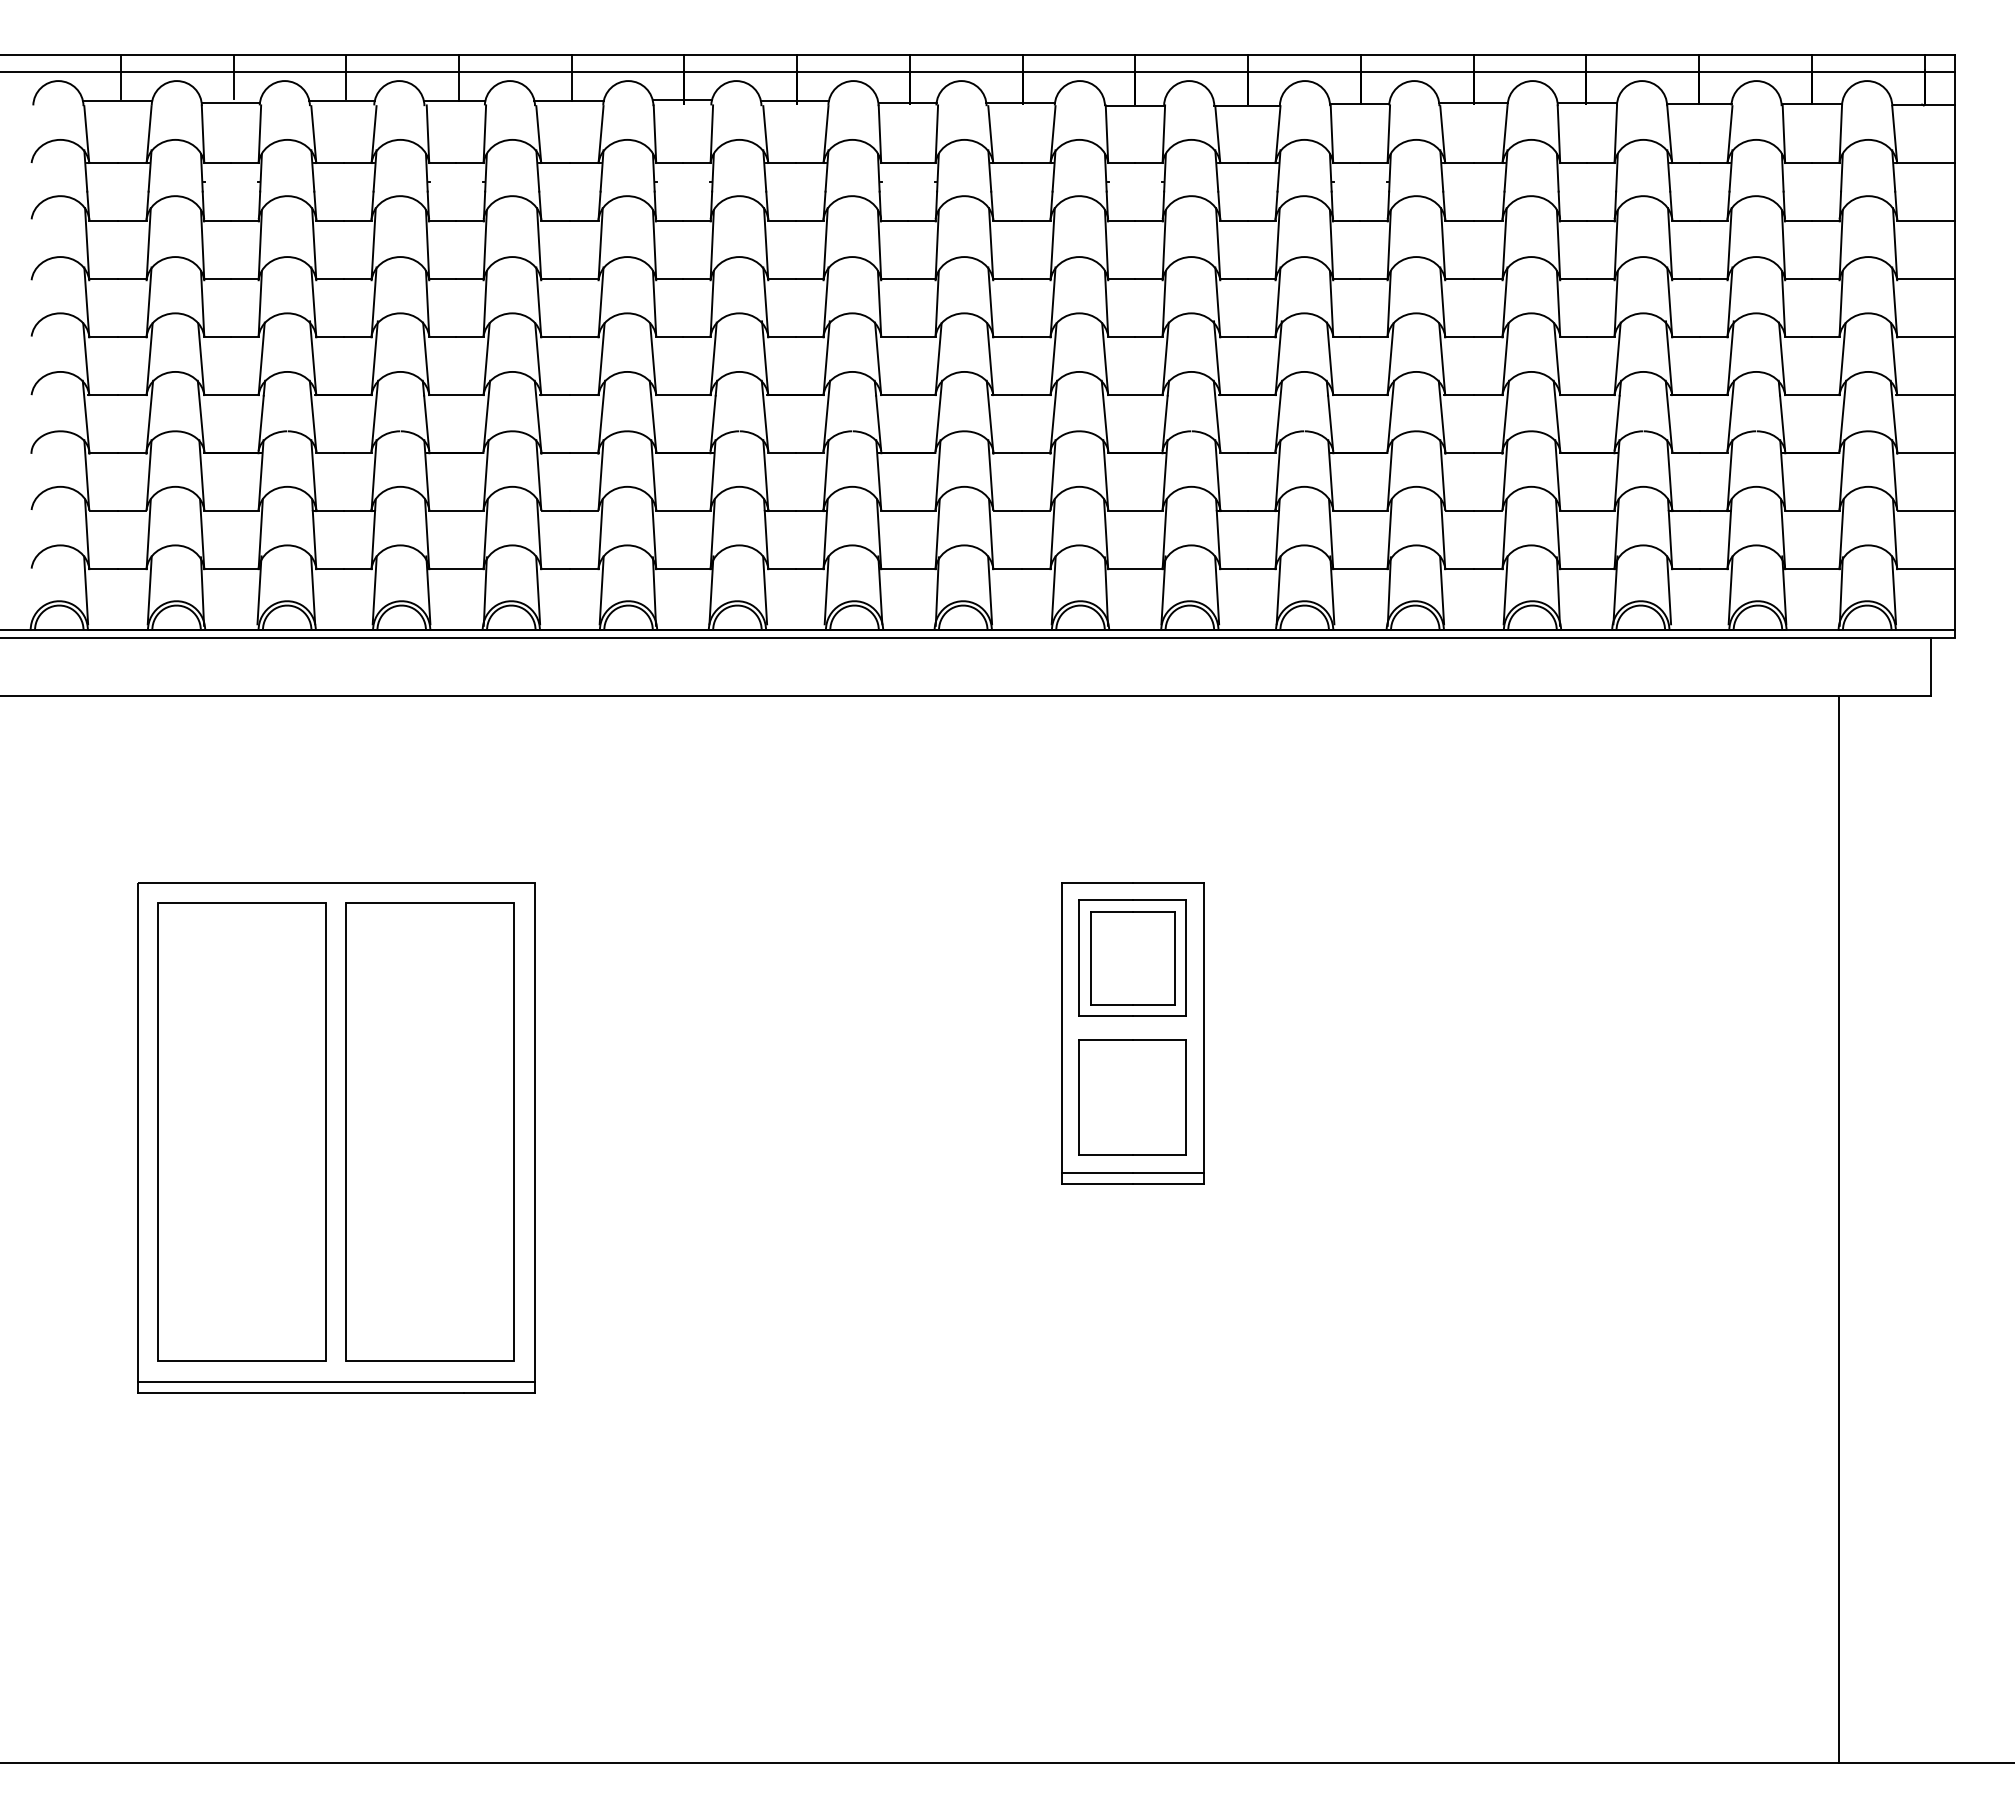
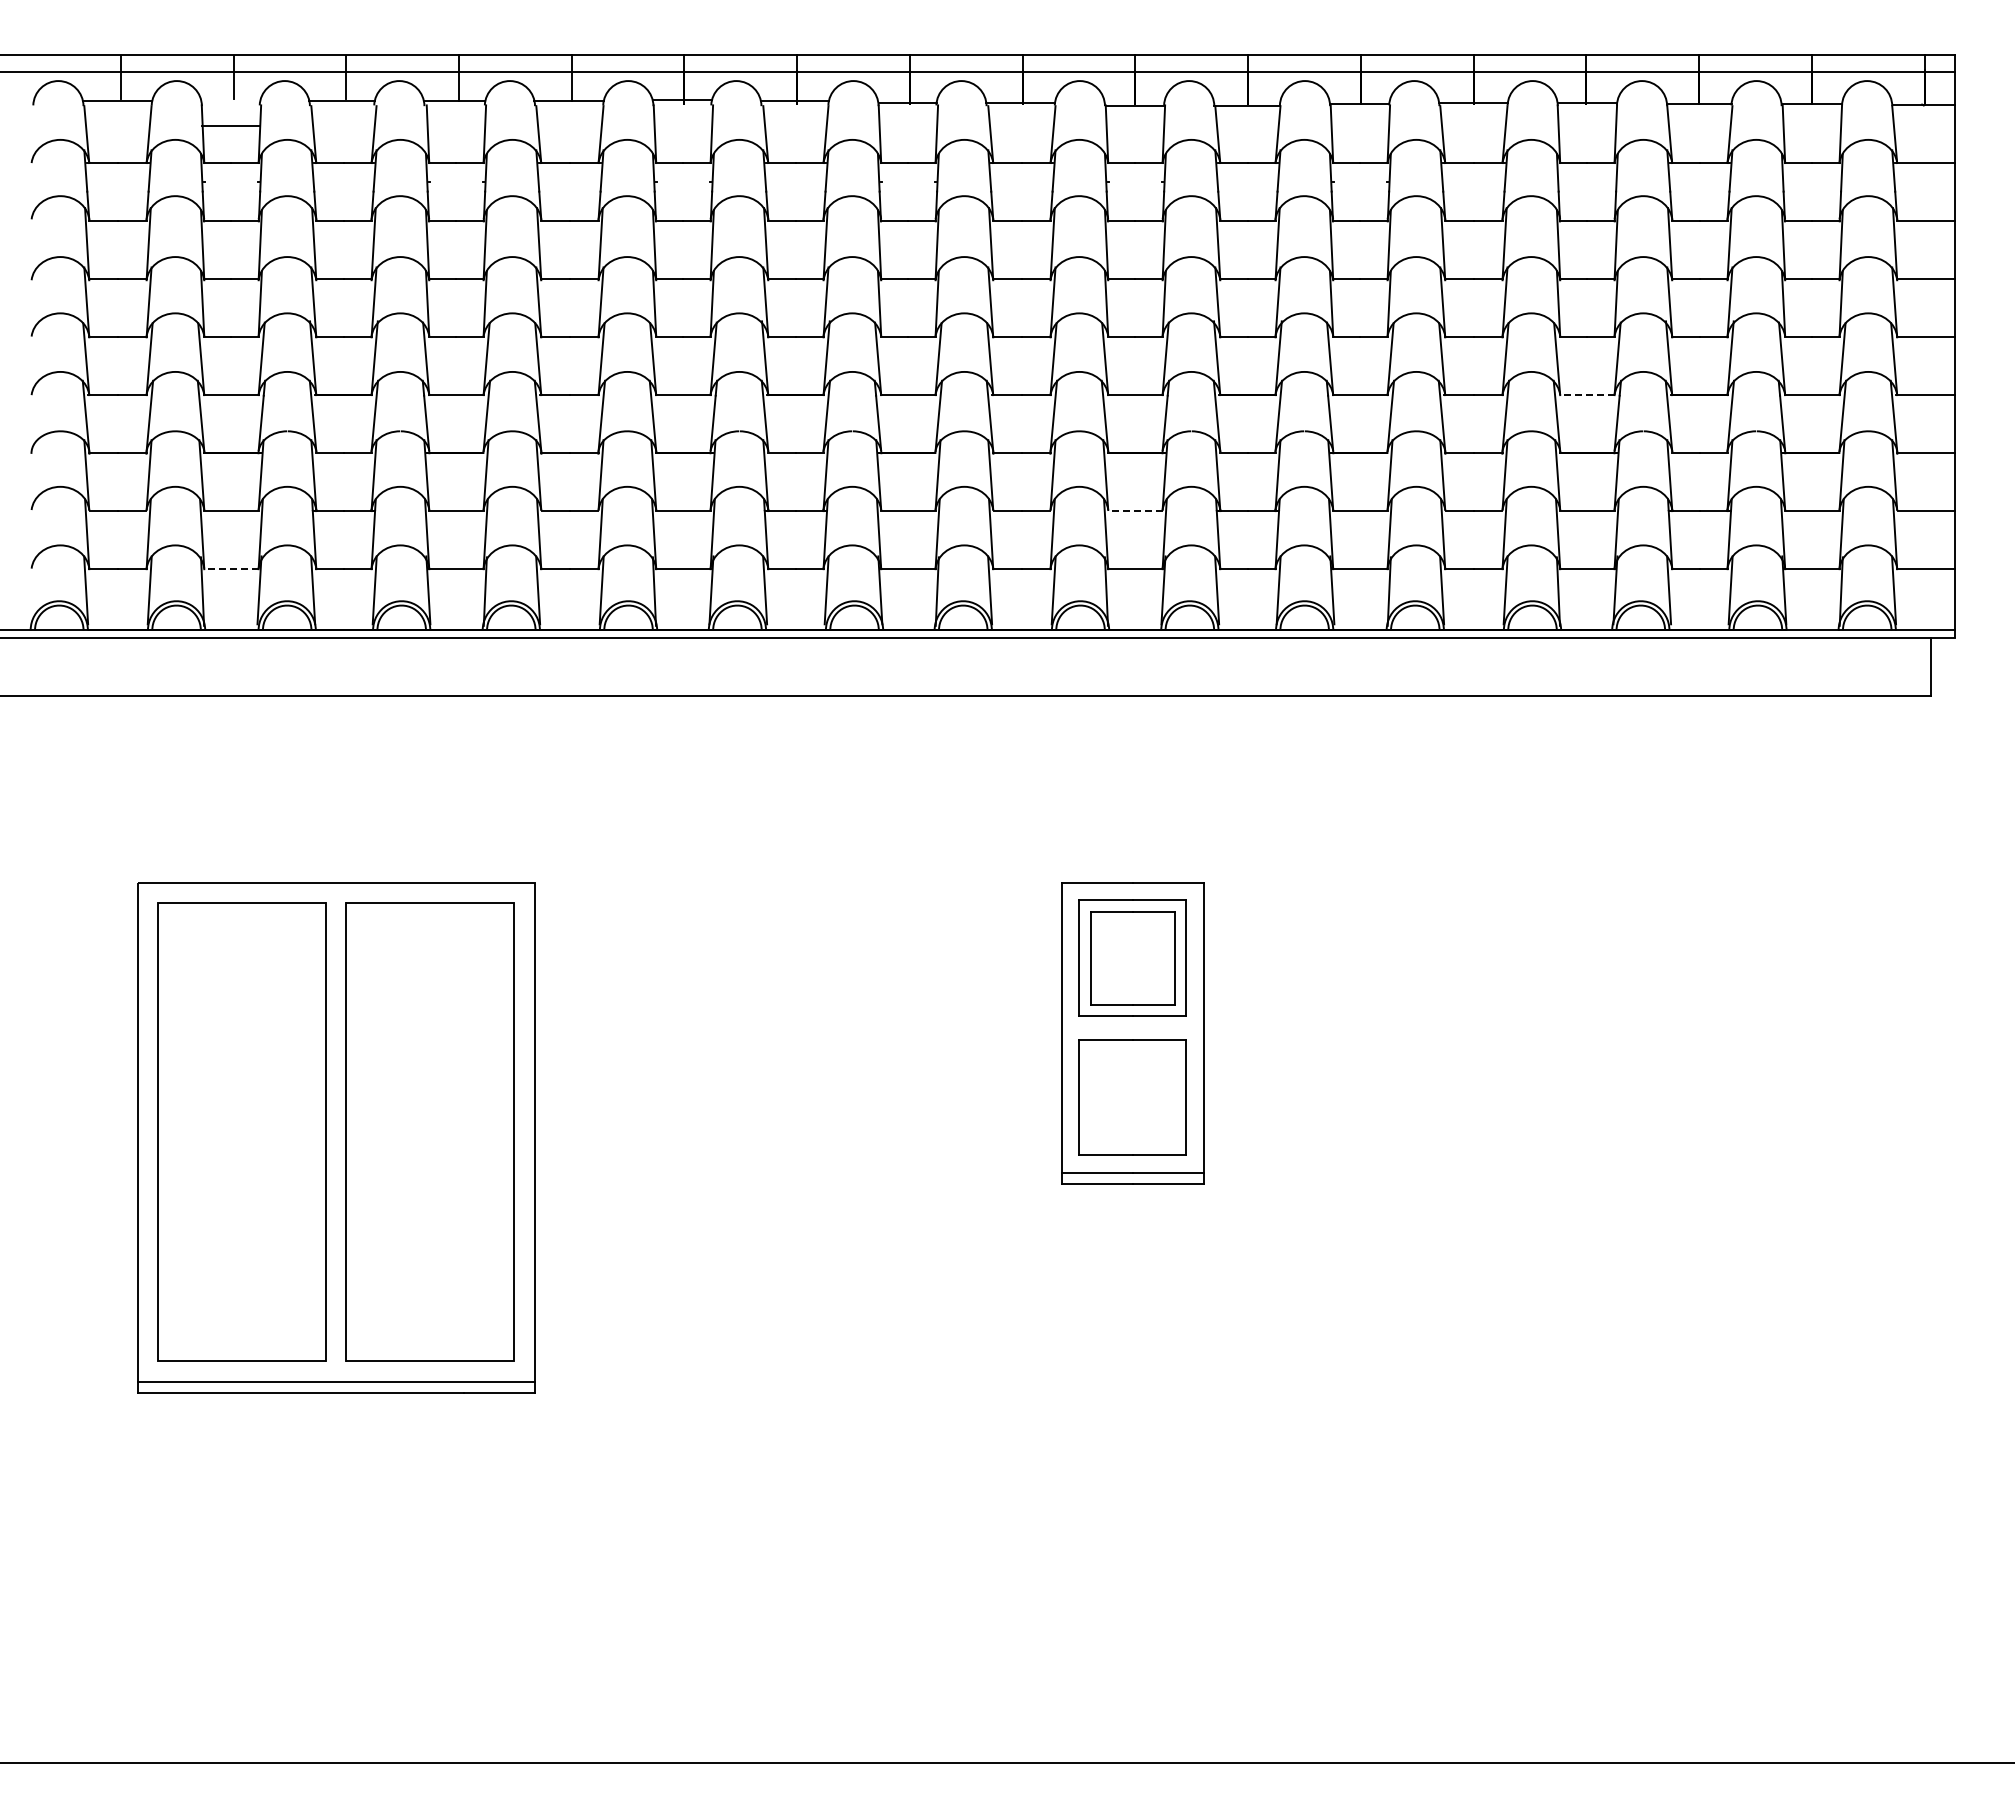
line position: (230, 102) -> (230, 125) (230, 125)
line: solid -> dashed (1586, 395)
line: solid -> dashed (1134, 511)
line: solid -> dashed (230, 569)
line: present -> none (1838, 1229)
